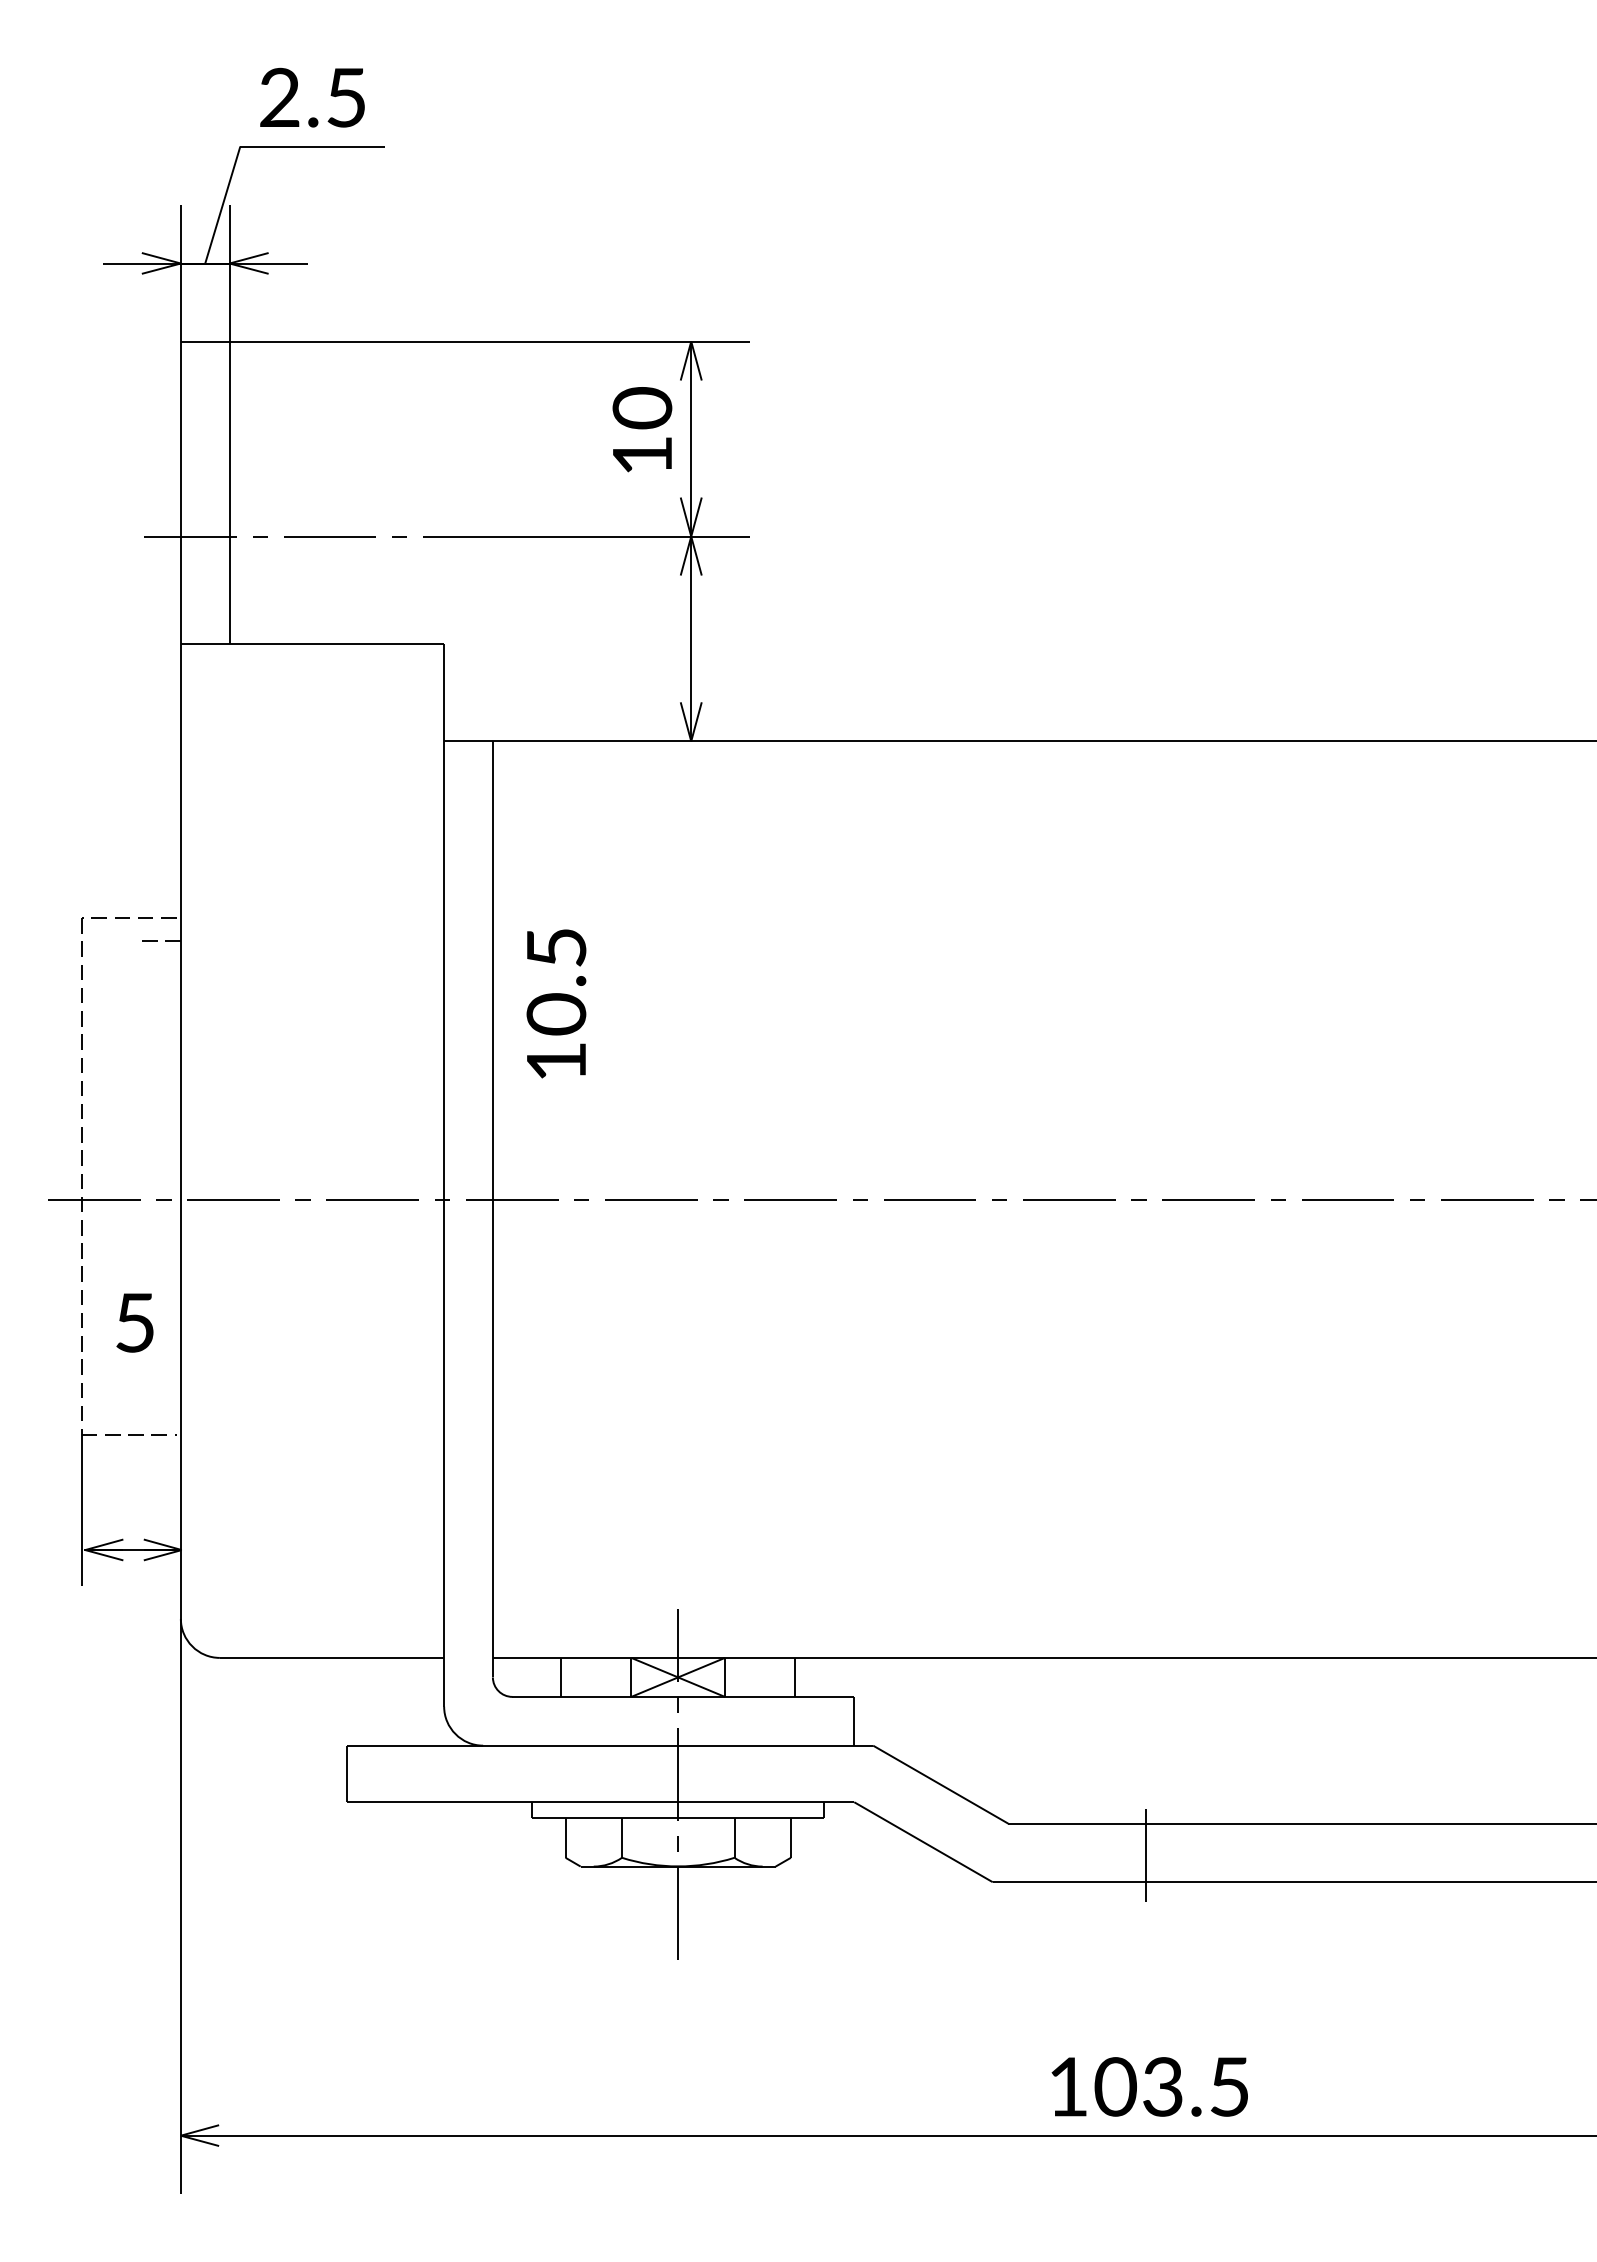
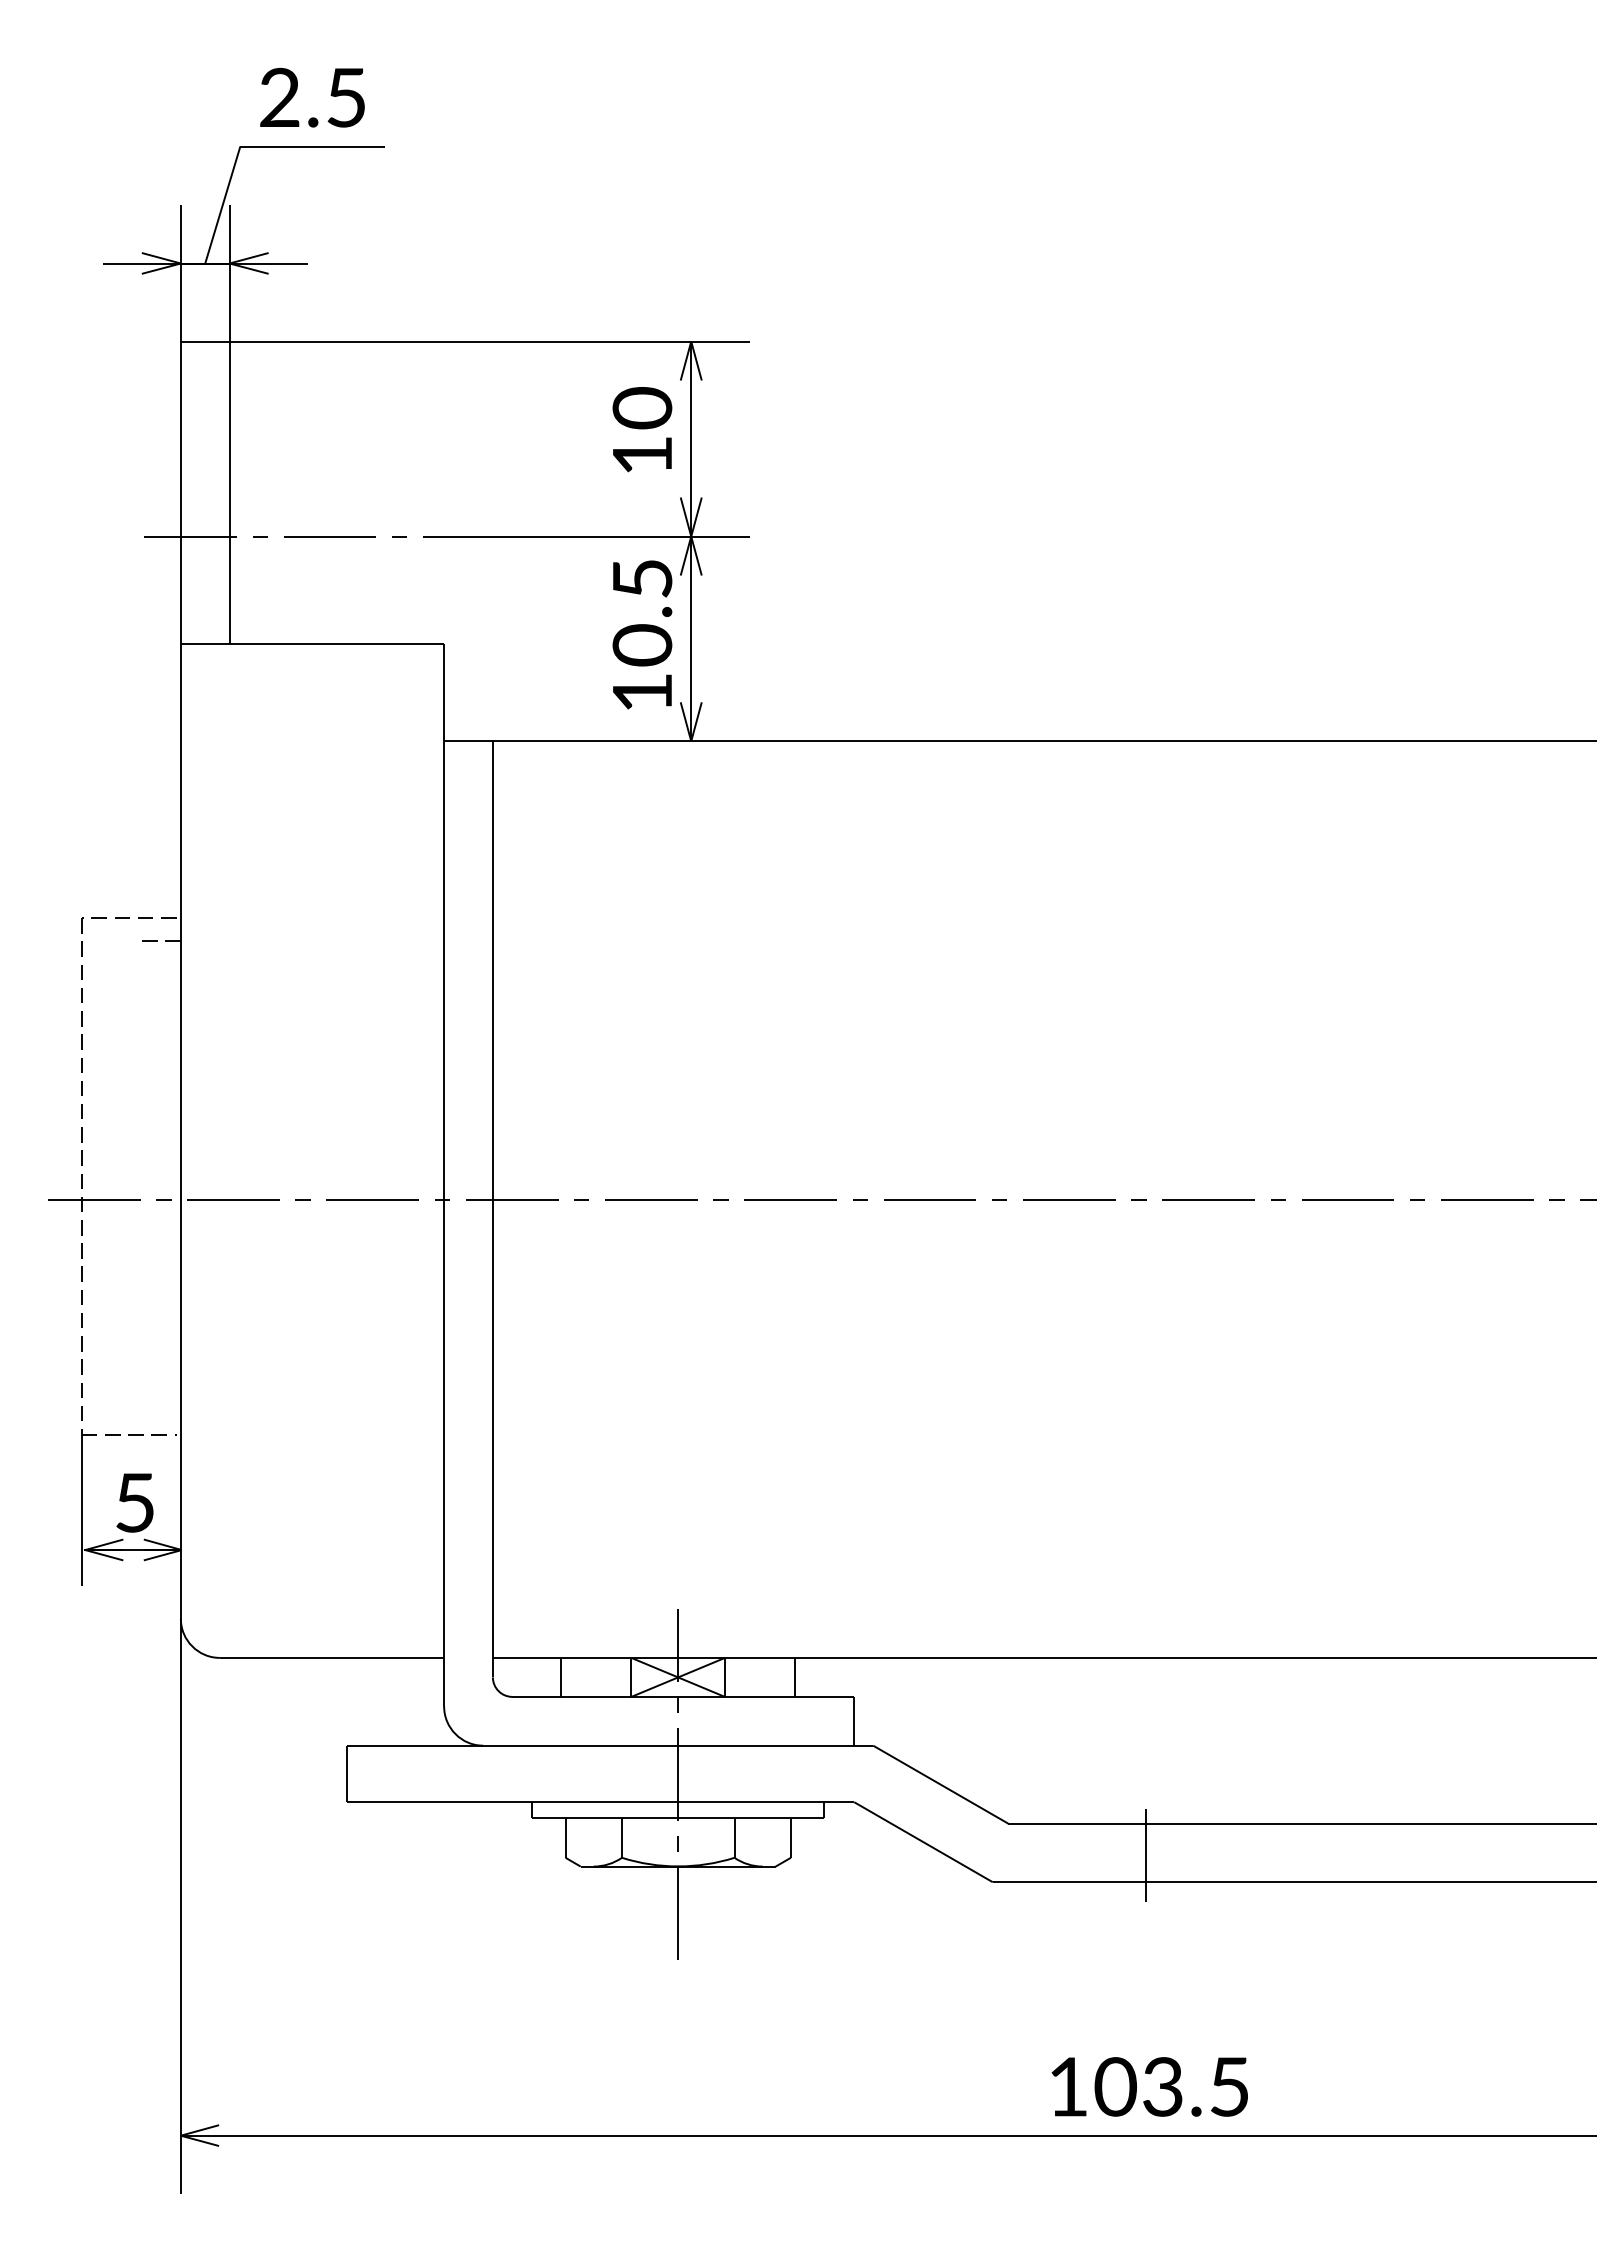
text position: (556, 1003) -> (642, 634) (642, 634)
text position: (134, 1322) -> (134, 1502) (134, 1502)
